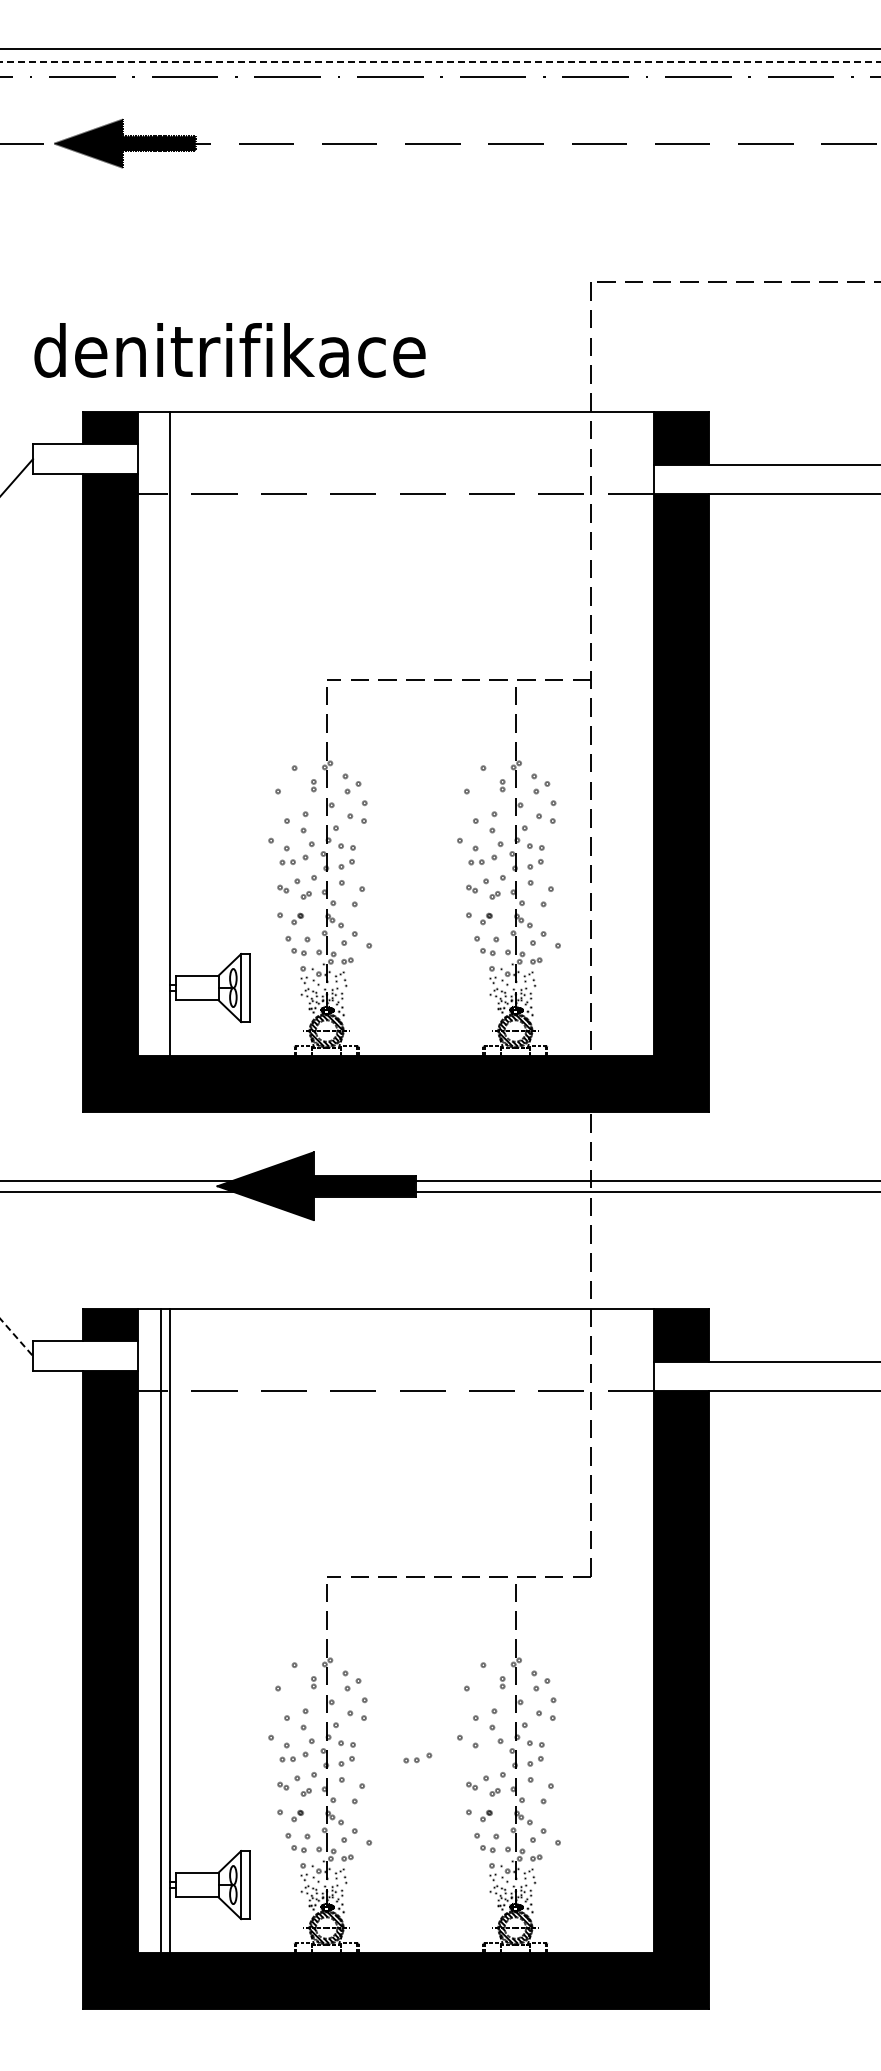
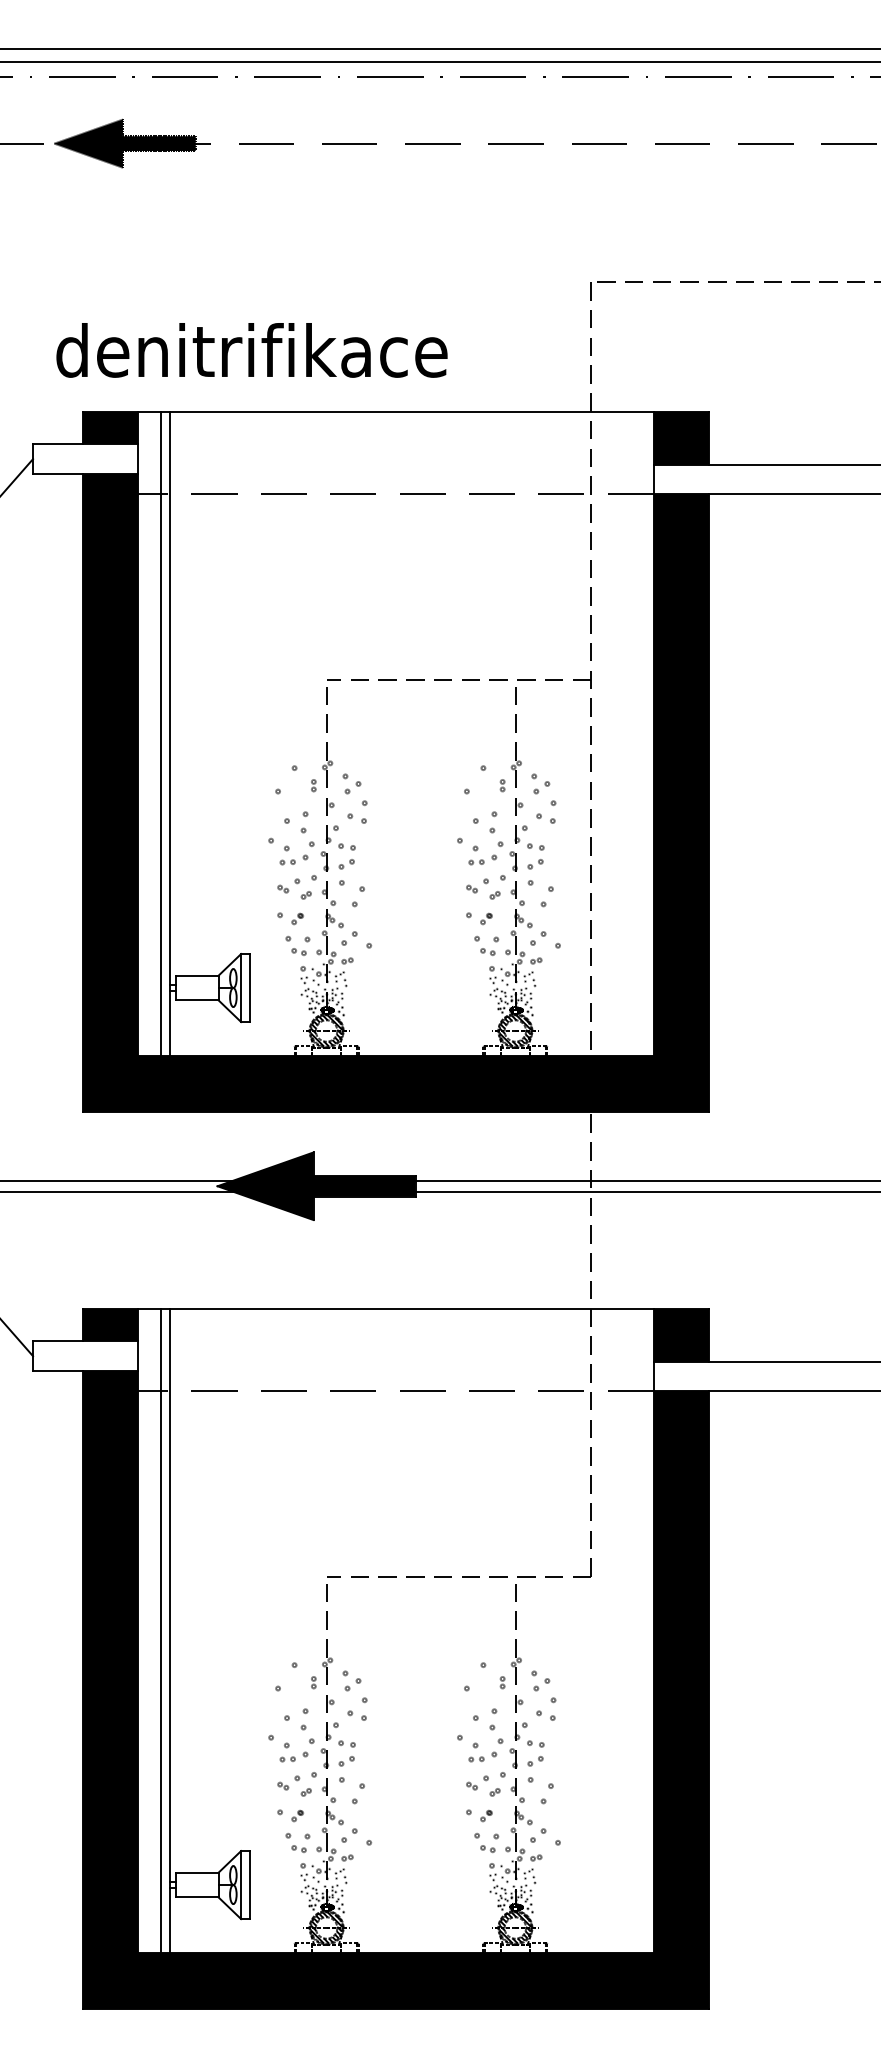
line: dashed -> solid (441, 62)
text position: (229, 350) -> (251, 350) (251, 350)
line: none -> present (161, 734)
line: dashed -> solid (16, 1337)
part position: (417, 1757) -> (482, 1756) (482, 1756)
